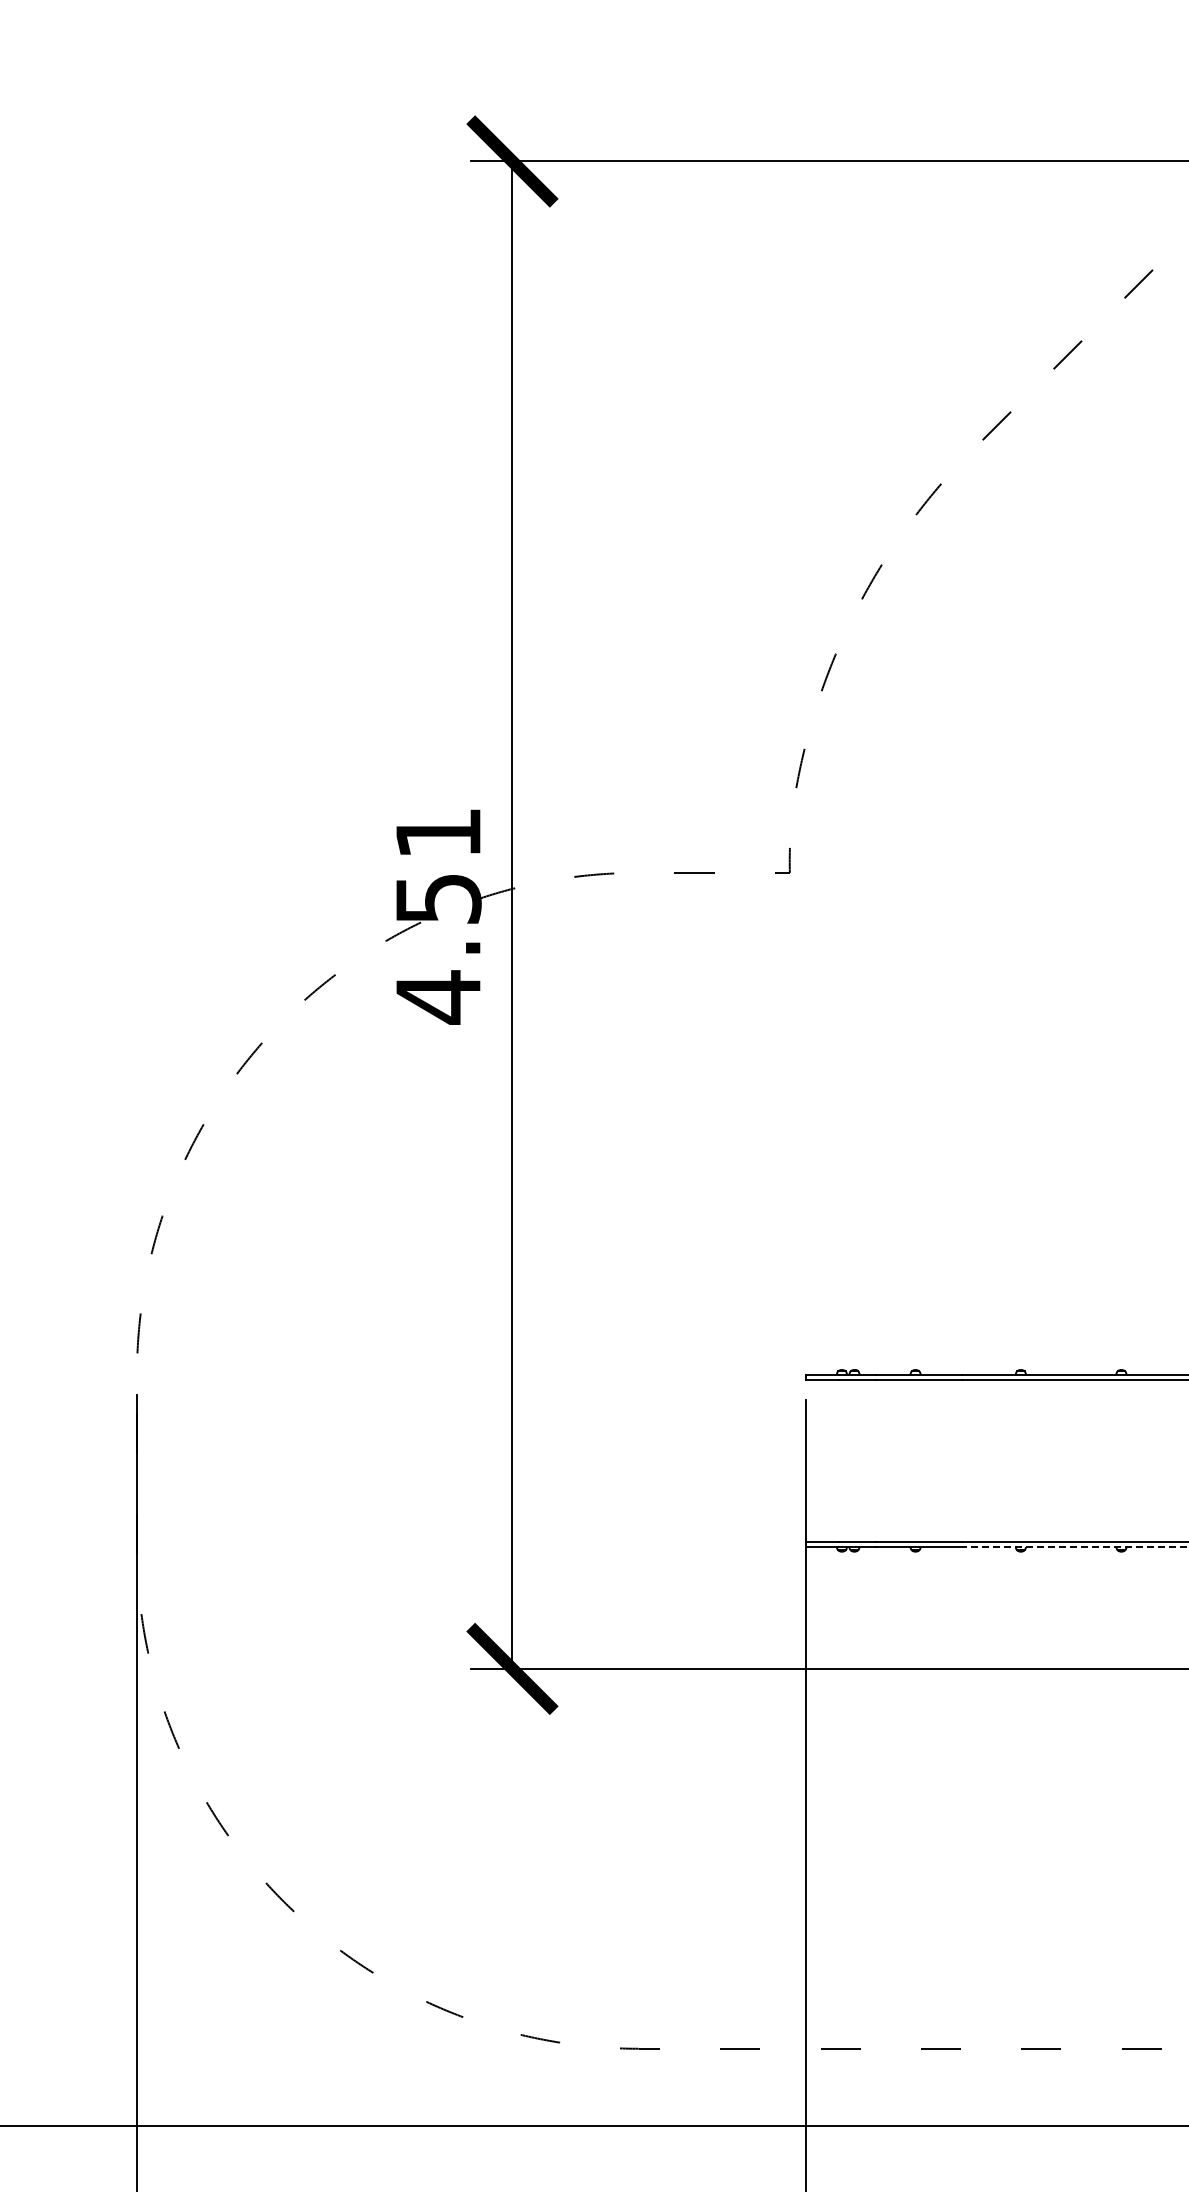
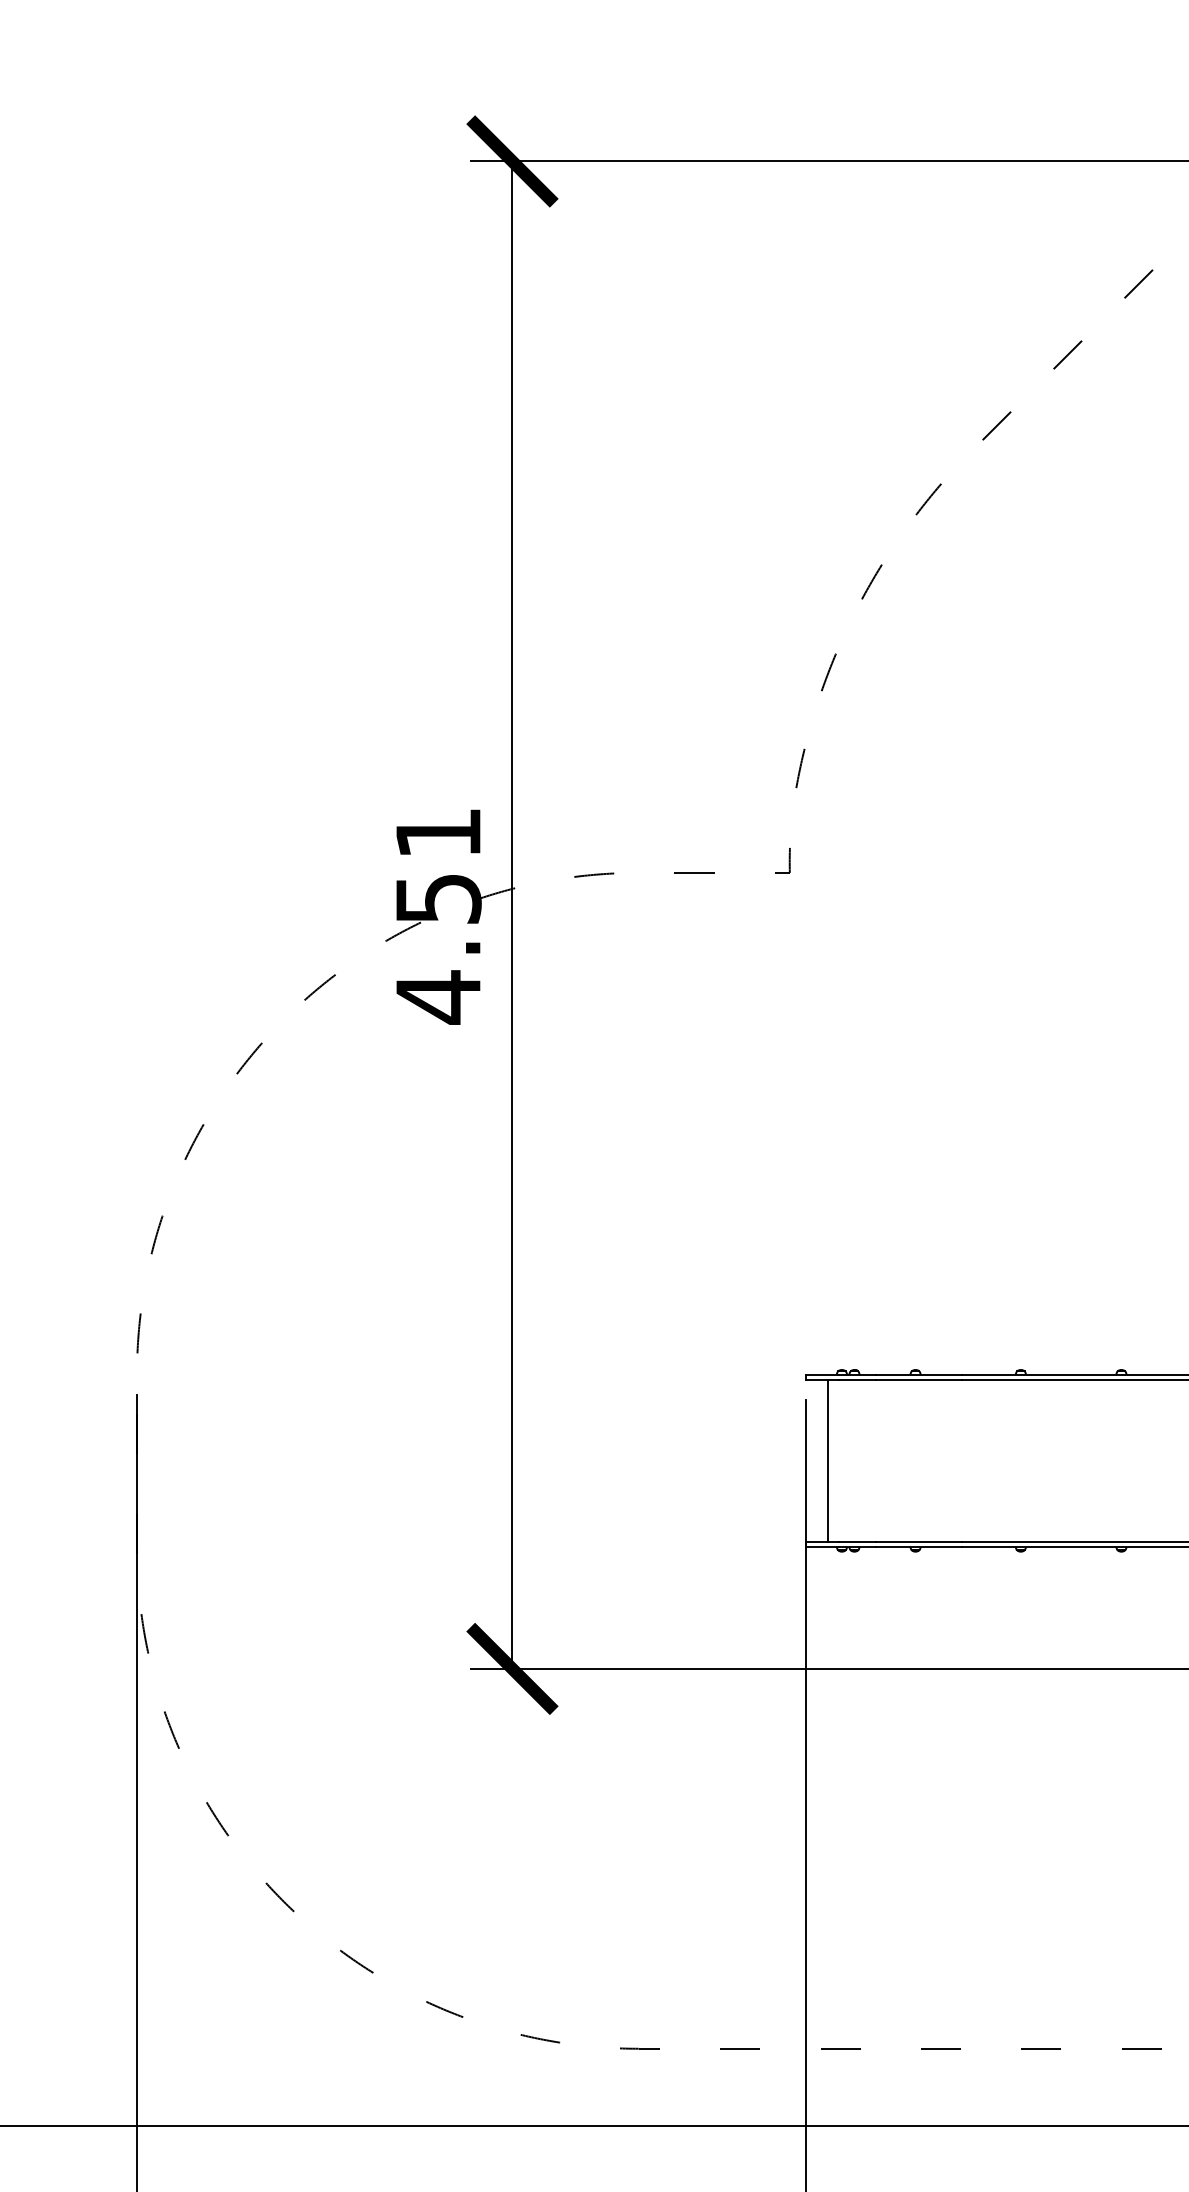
line: none -> present (828, 1460)
line: dashed -> solid (1075, 1547)
